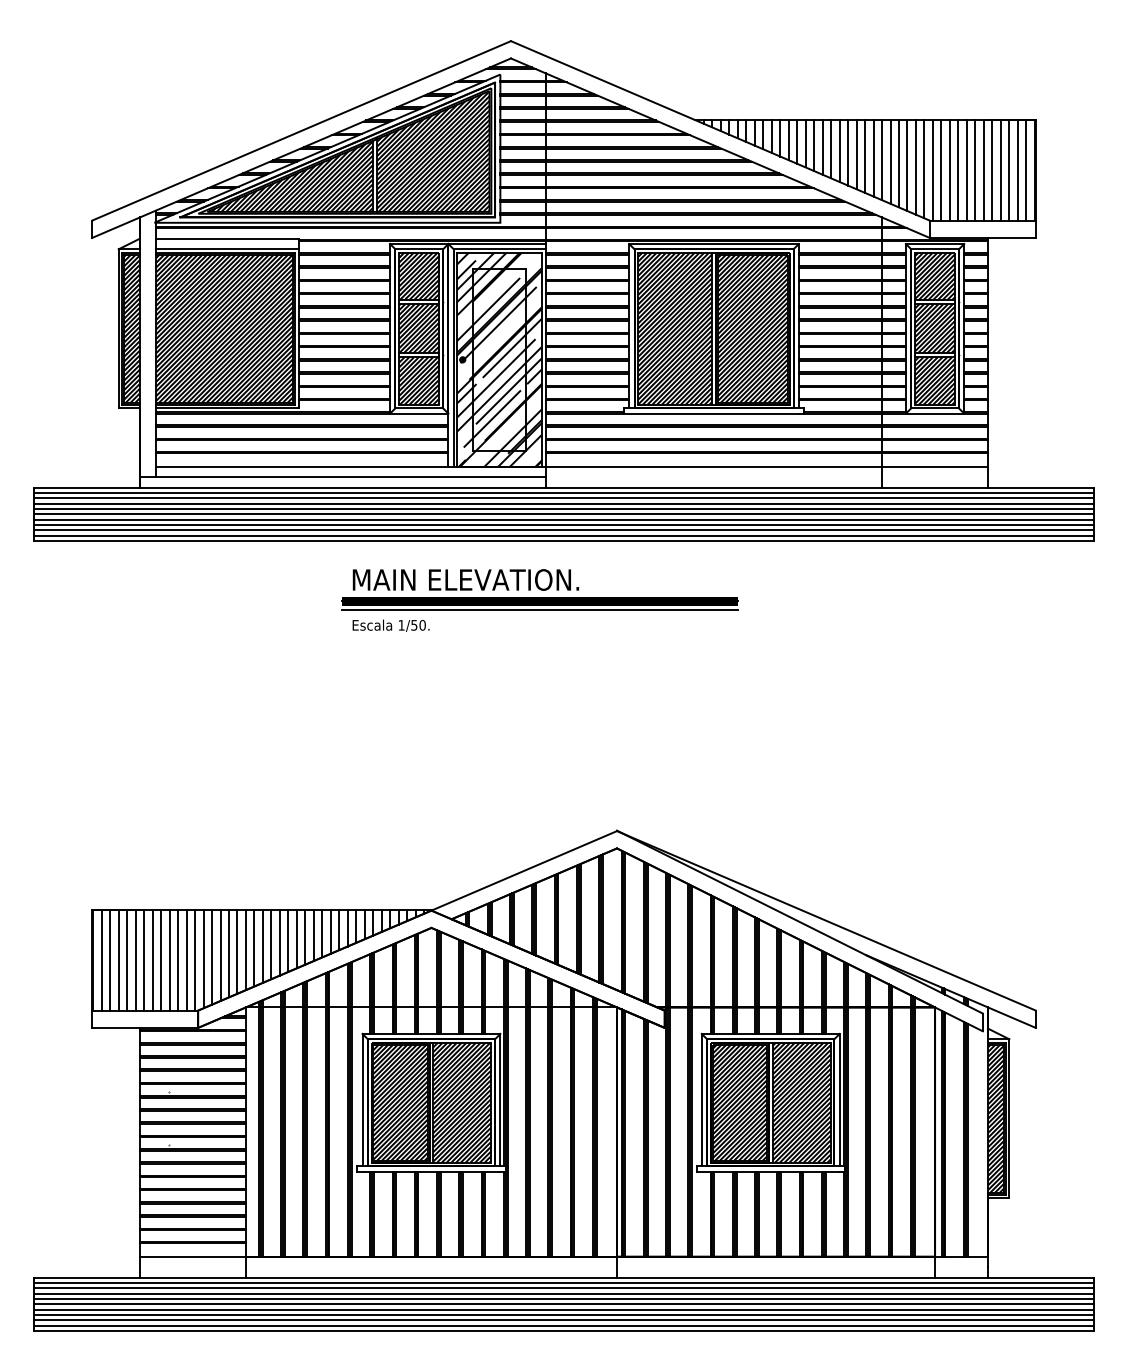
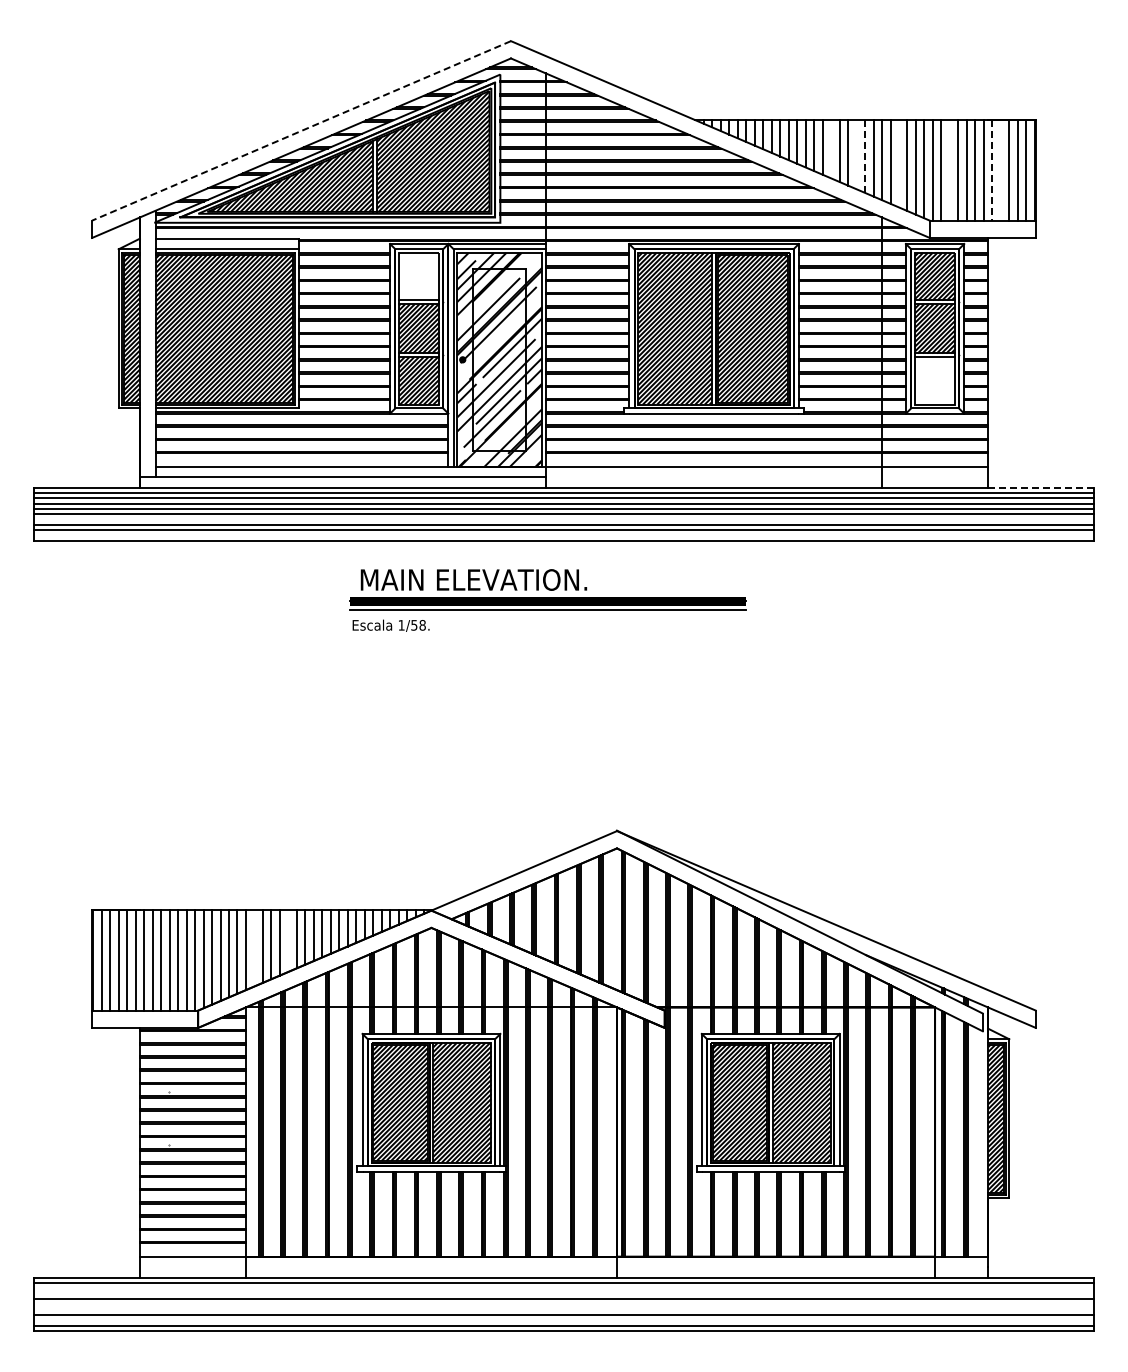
line: solid -> dashed (301, 130)
line: present -> none (831, 149)
line: present -> none (856, 154)
line: solid -> dashed (865, 157)
line: present -> none (898, 163)
line: present -> none (949, 170)
line: solid -> dashed (992, 170)
line: present -> none (1000, 170)
hatch: present -> none (419, 276)
hatch: present -> none (934, 380)
line: solid -> dashed (1041, 487)
line: present -> none (563, 519)
line: present -> none (563, 535)
part position: (539, 589) -> (547, 589) (547, 589)
text: 1/50. -> 1/58. (422, 625)
line: present -> none (288, 940)
line: present -> none (254, 948)
line: present -> none (563, 1288)
line: present -> none (563, 1293)
line: present -> none (563, 1304)
line: present -> none (563, 1309)
line: present -> none (563, 1320)
